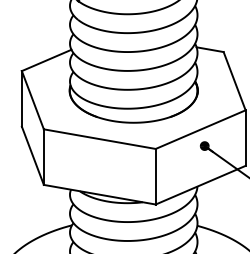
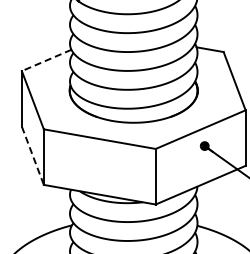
line: solid -> dashed (46, 60)
line: solid -> dashed (33, 156)
